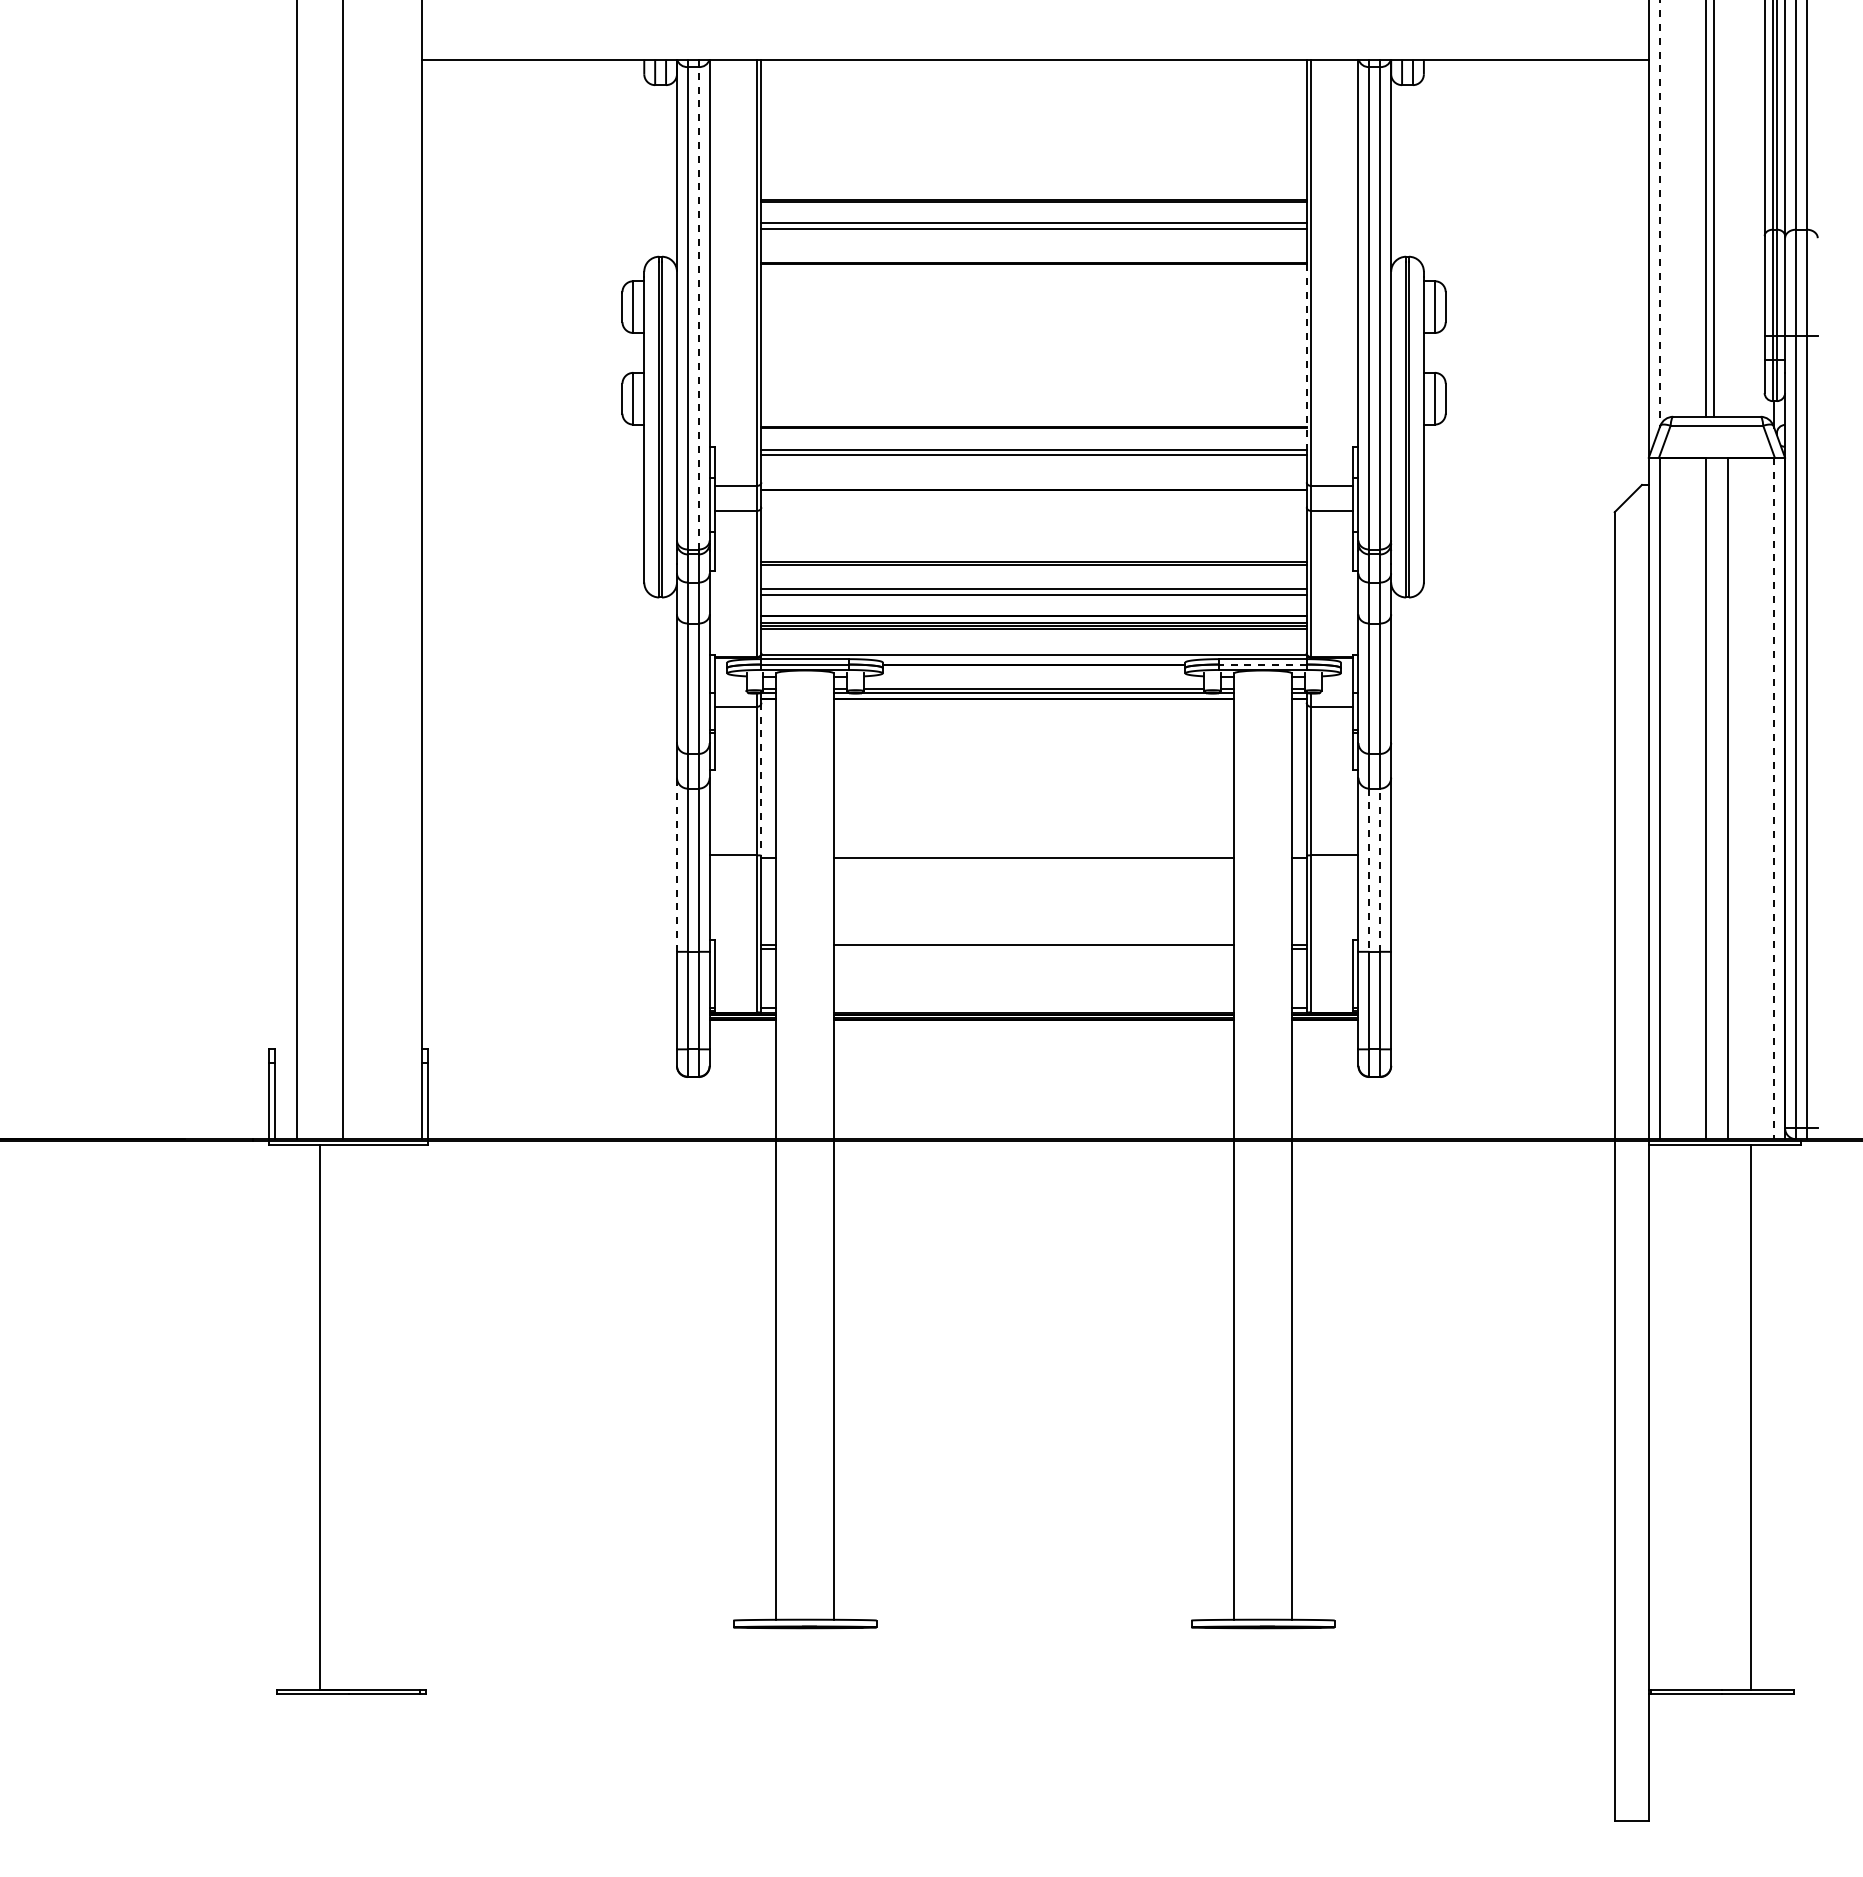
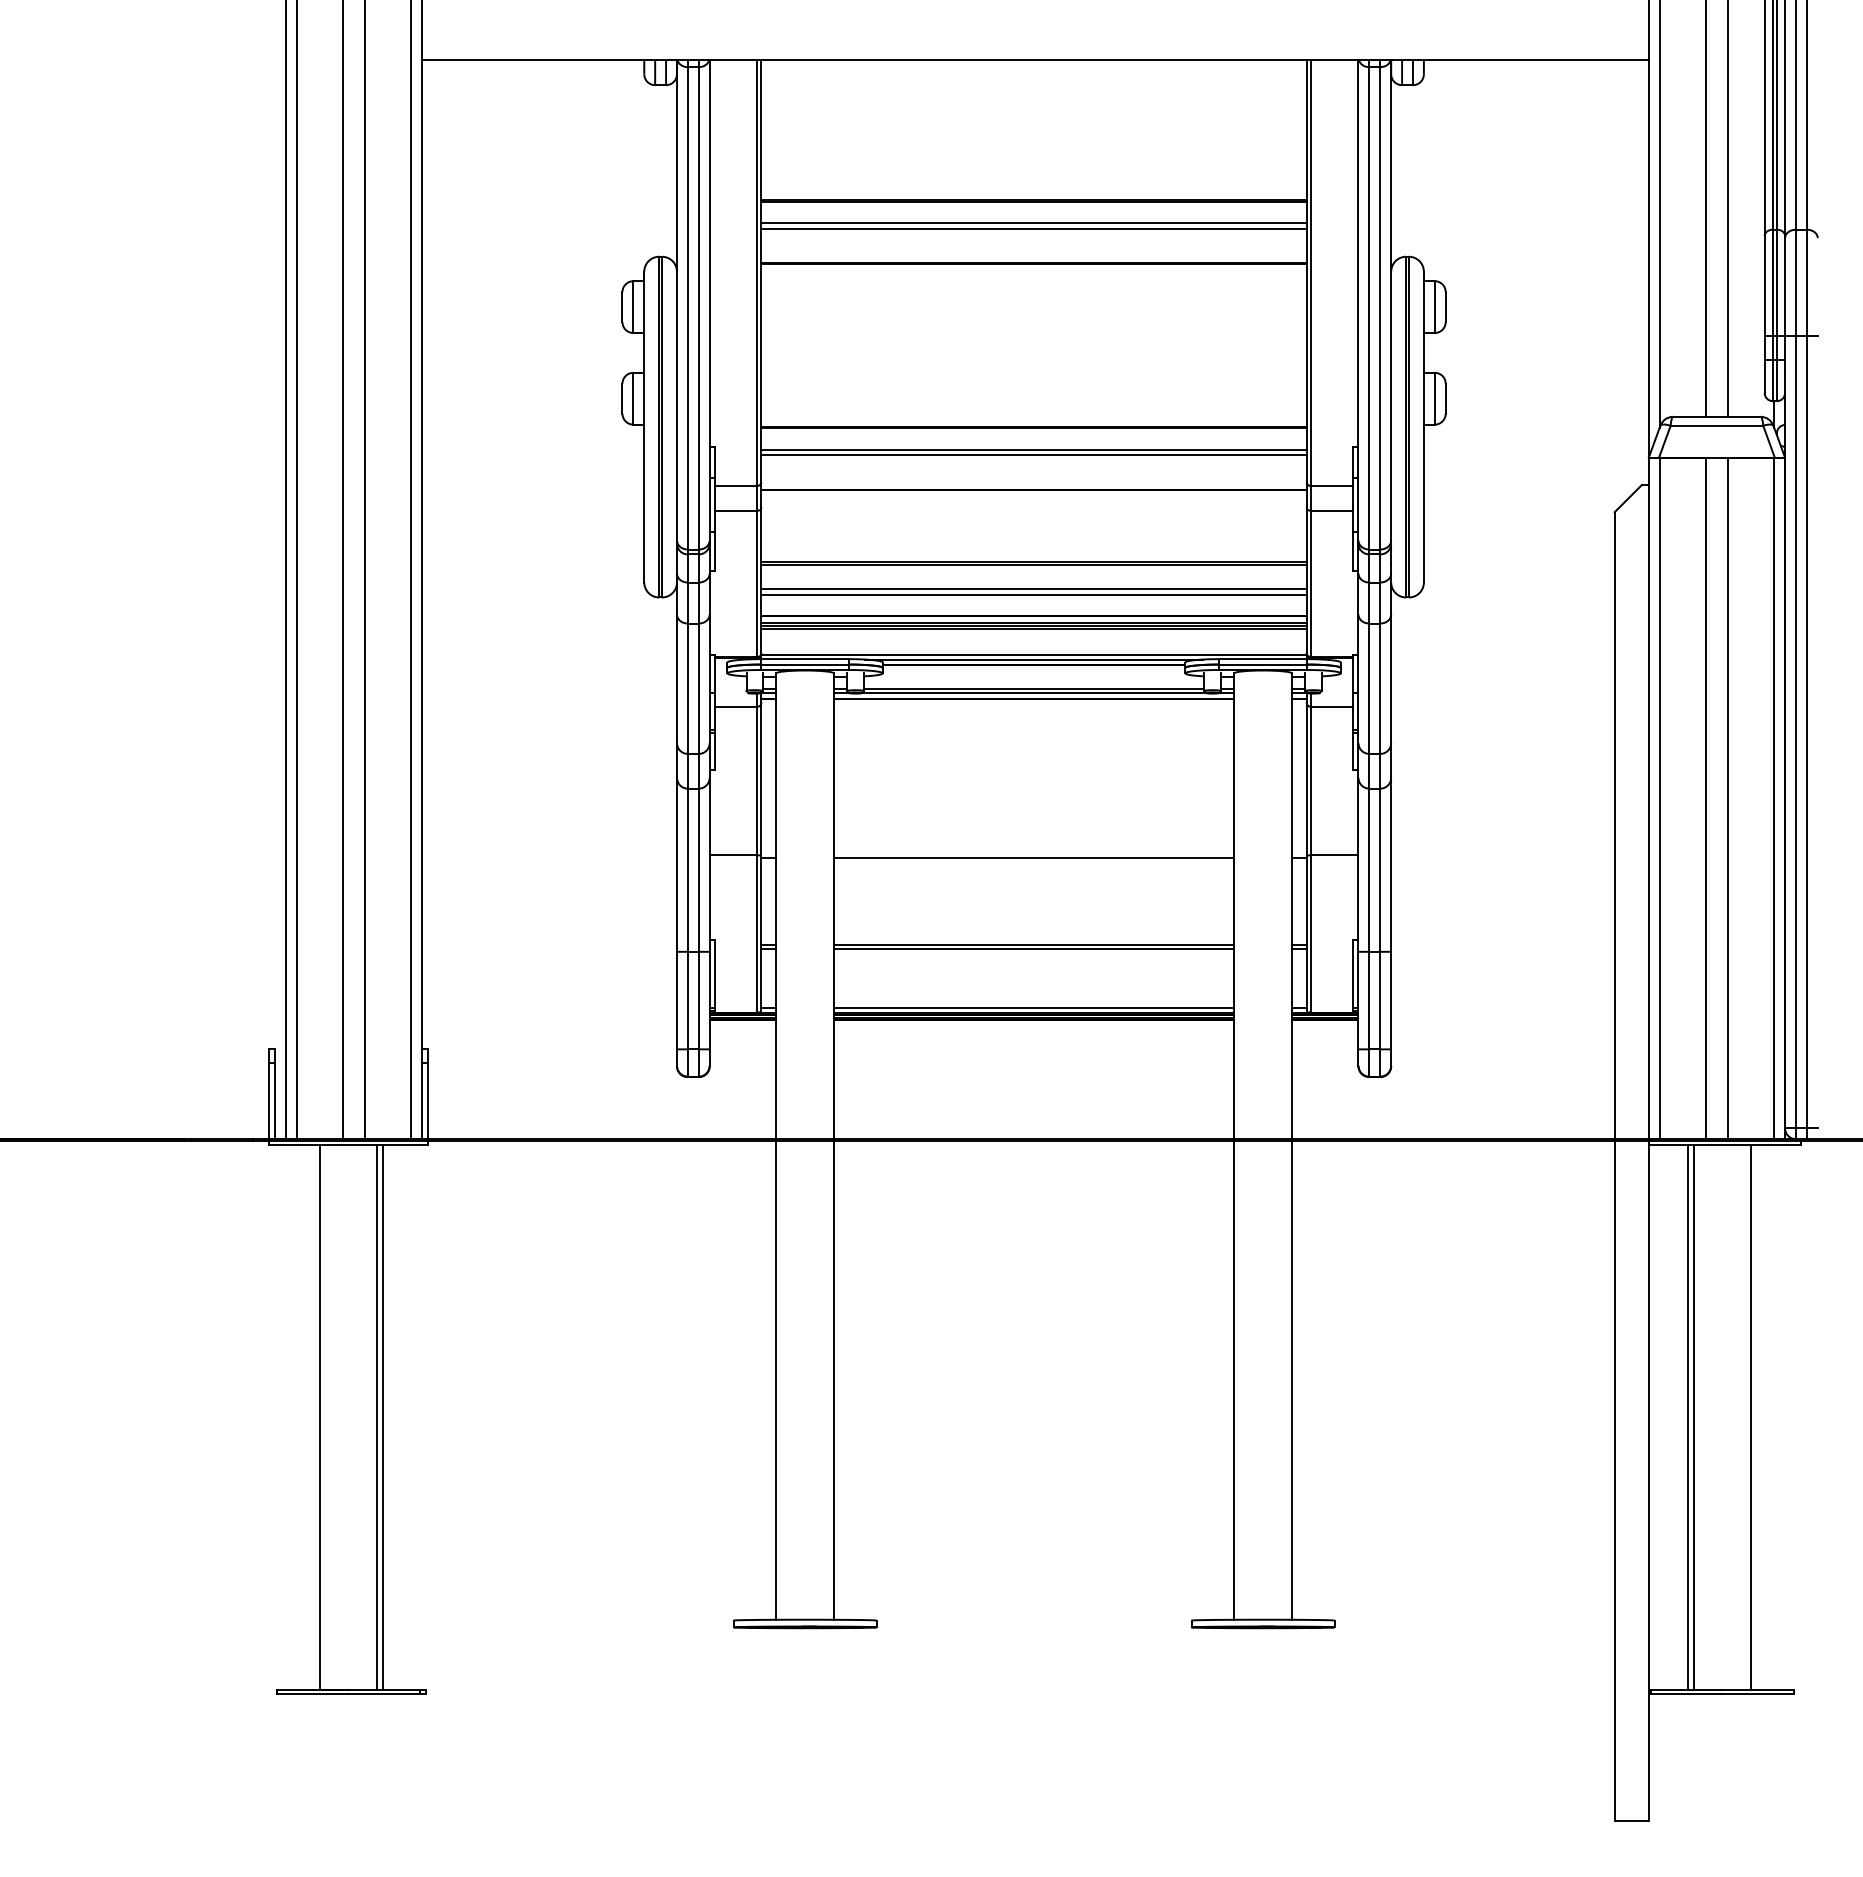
line position: (1713, 209) -> (1727, 209) (1727, 209)
line: dashed -> solid (1659, 213)
line: dashed -> solid (698, 307)
line: dashed -> solid (1306, 356)
line: none -> present (285, 570)
line: none -> present (364, 570)
line: none -> present (411, 570)
line: none -> present (1033, 659)
line: dashed -> solid (1263, 664)
line: dashed -> solid (761, 779)
line: dashed -> solid (1774, 798)
line: dashed -> solid (676, 864)
line: dashed -> solid (1369, 870)
line: dashed -> solid (1380, 870)
line: none -> present (1033, 948)
line: none -> present (1033, 1008)
line: none -> present (377, 1416)
line: none -> present (382, 1416)
line: none -> present (1688, 1416)
line: none -> present (1693, 1416)
